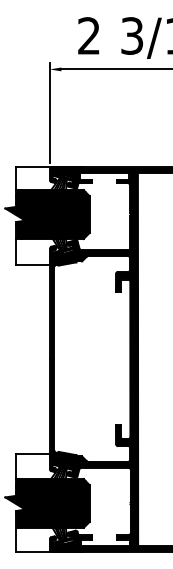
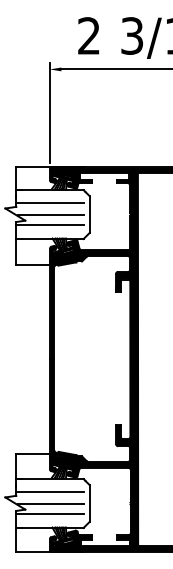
fill: present -> none (47, 214)
fill: present -> none (47, 503)
